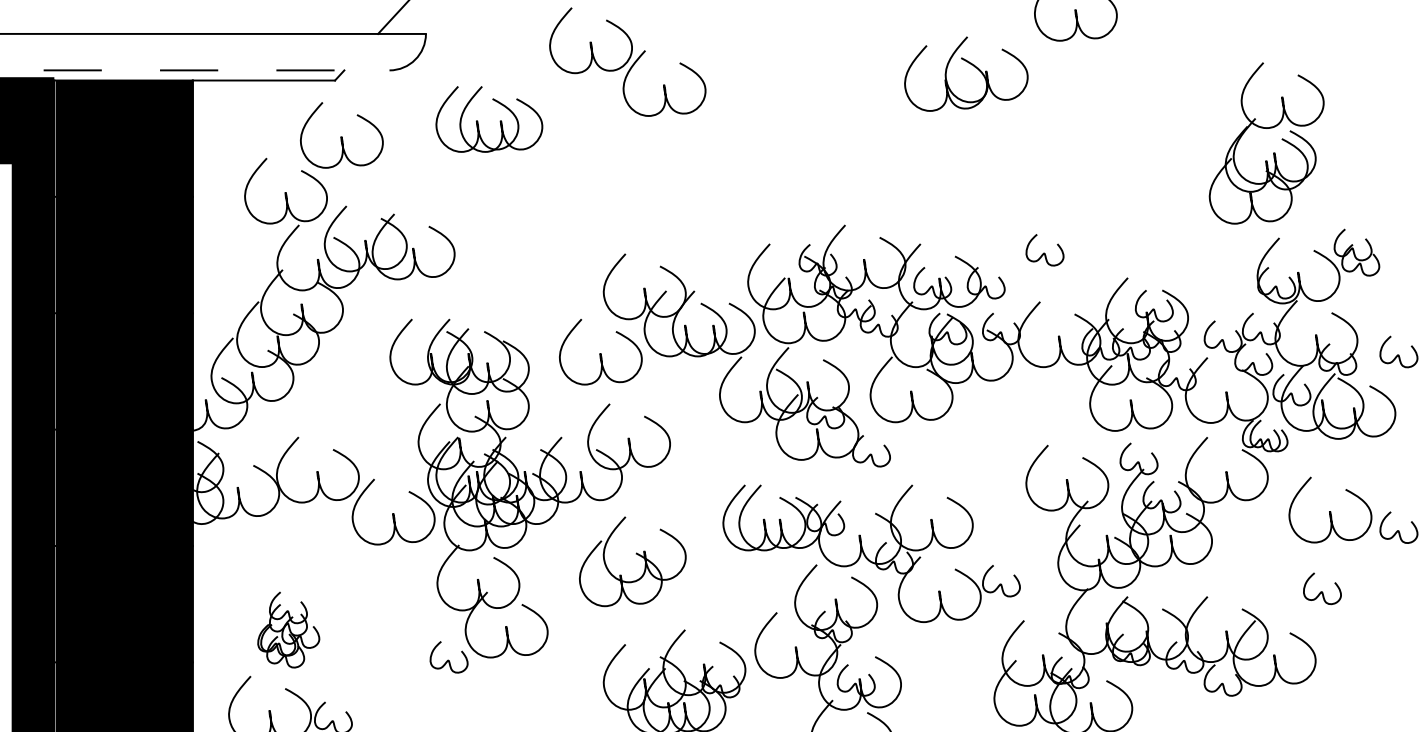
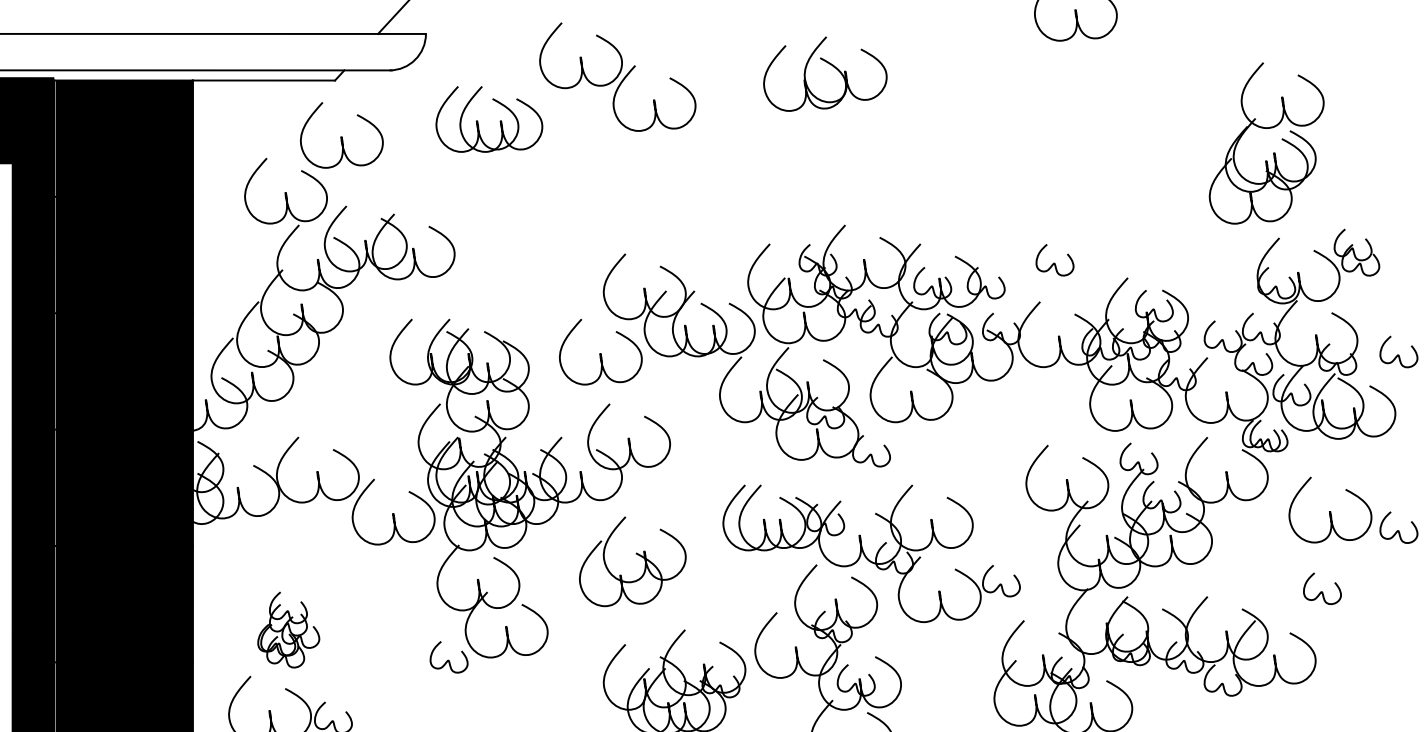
part position: (627, 61) -> (617, 76) (617, 76)
part position: (971, 65) -> (830, 65) (830, 65)
line: dashed -> solid (196, 70)
curve position: (1044, 252) -> (1054, 262) (1054, 262)
